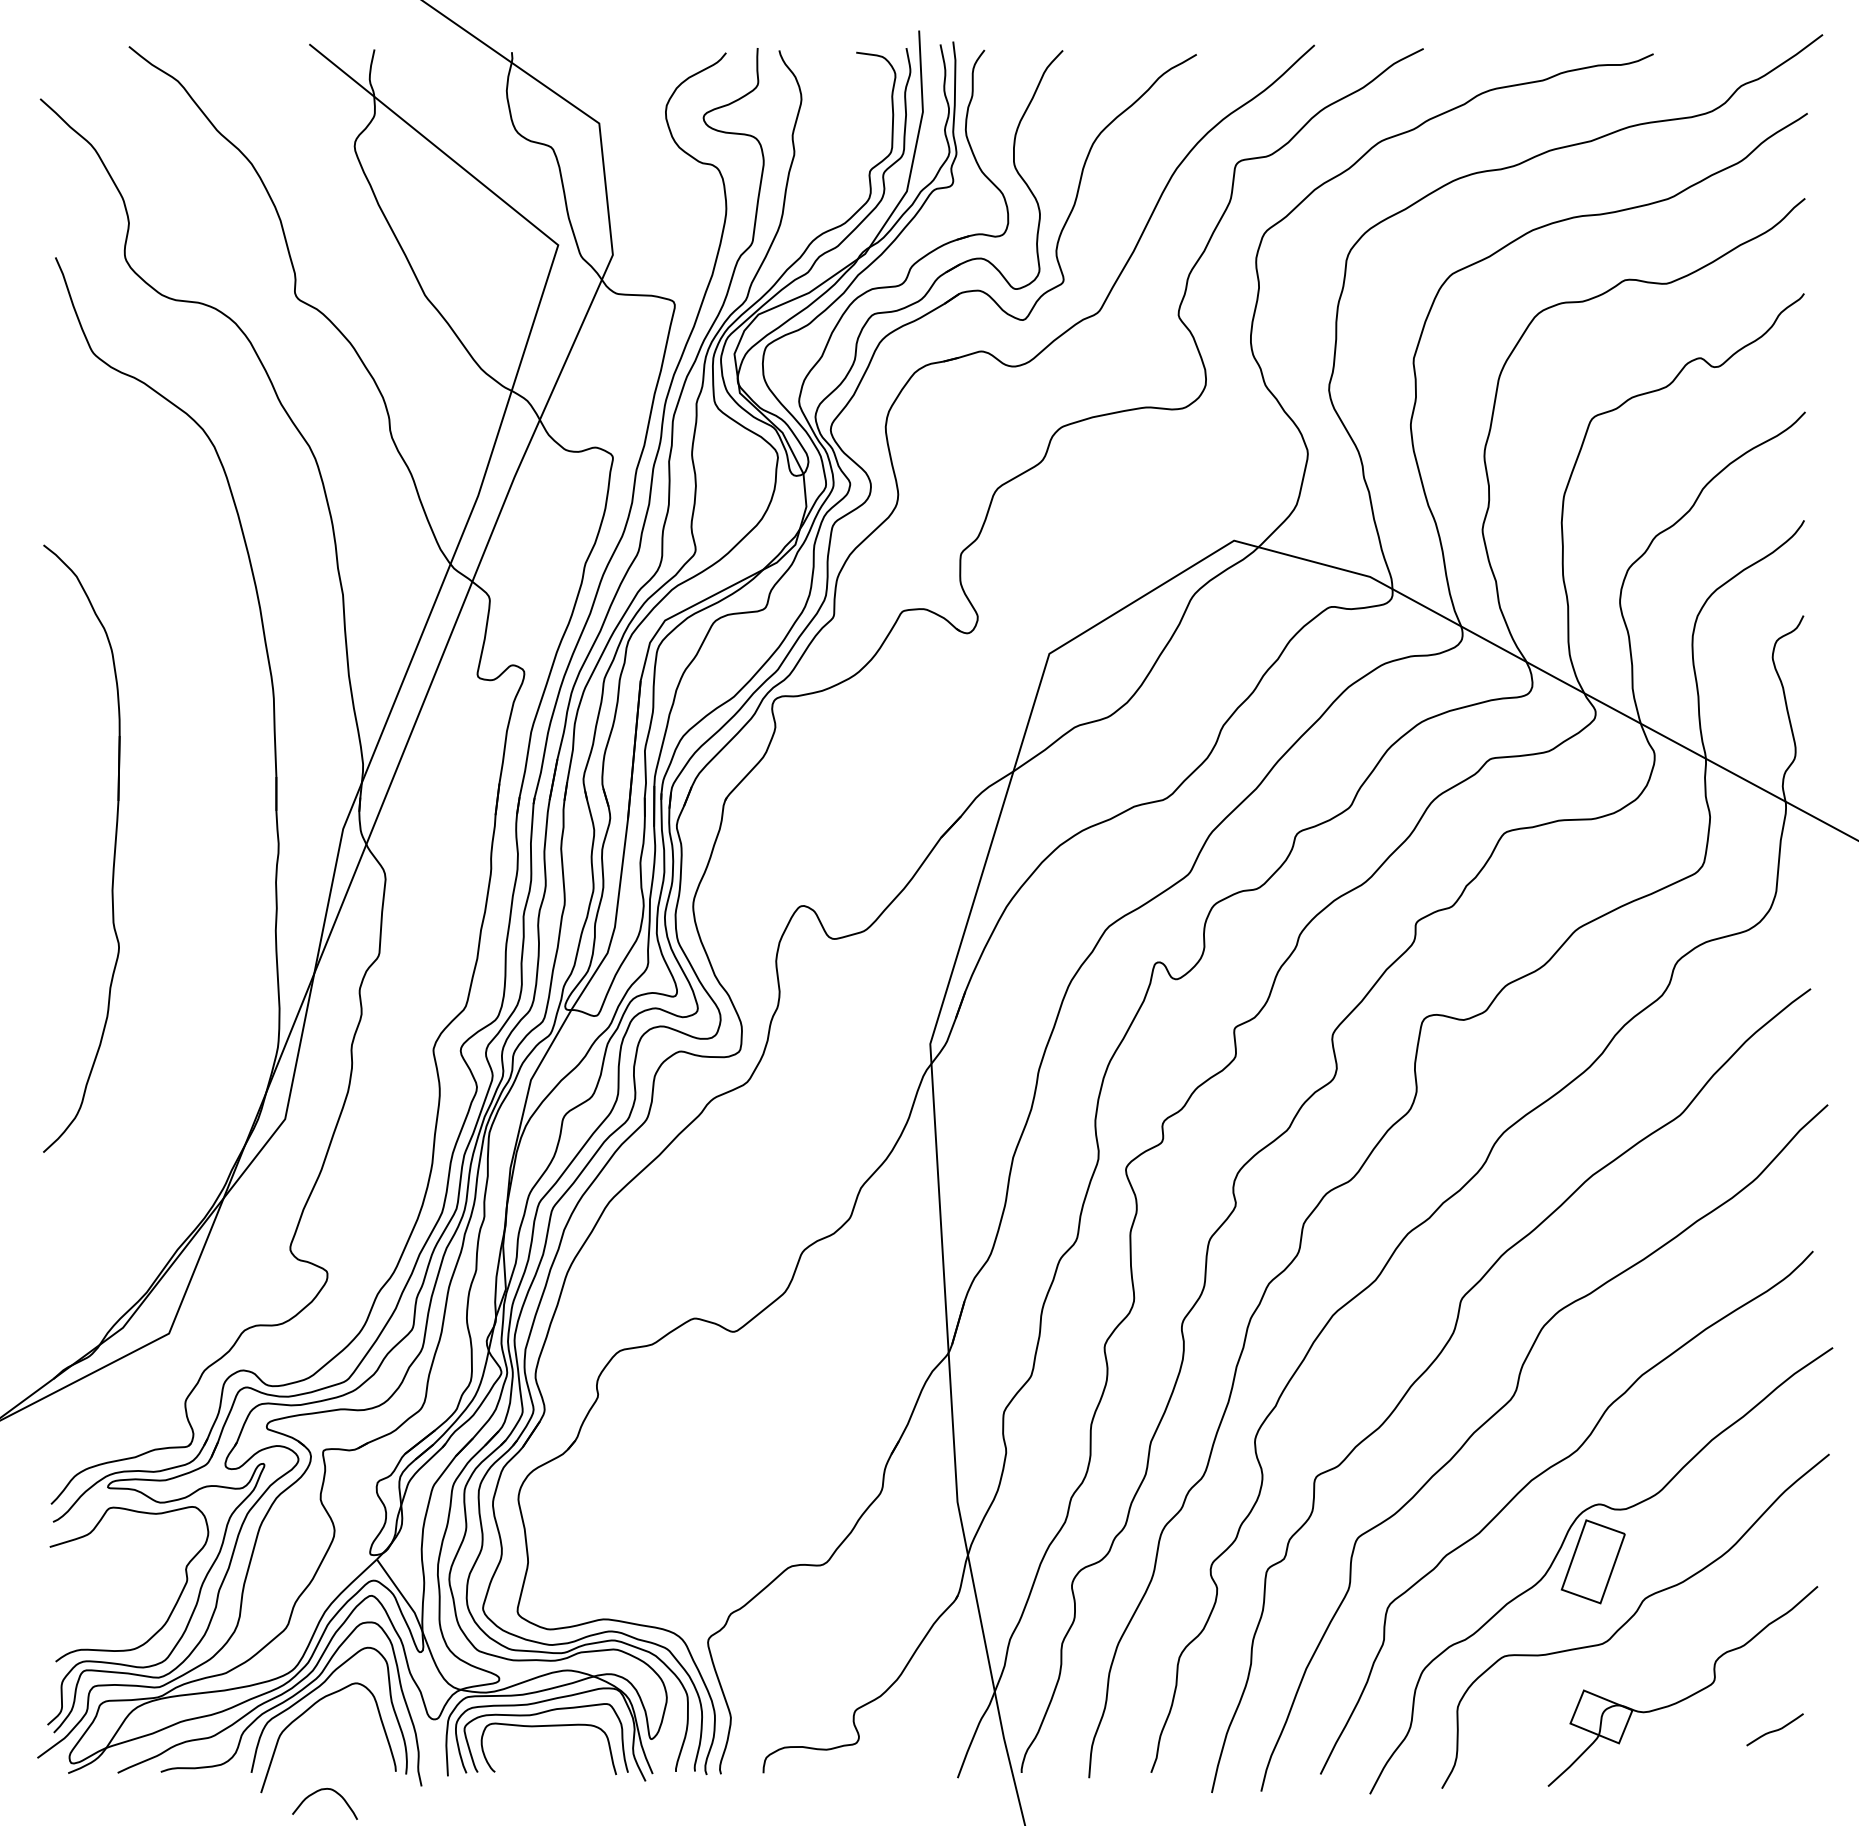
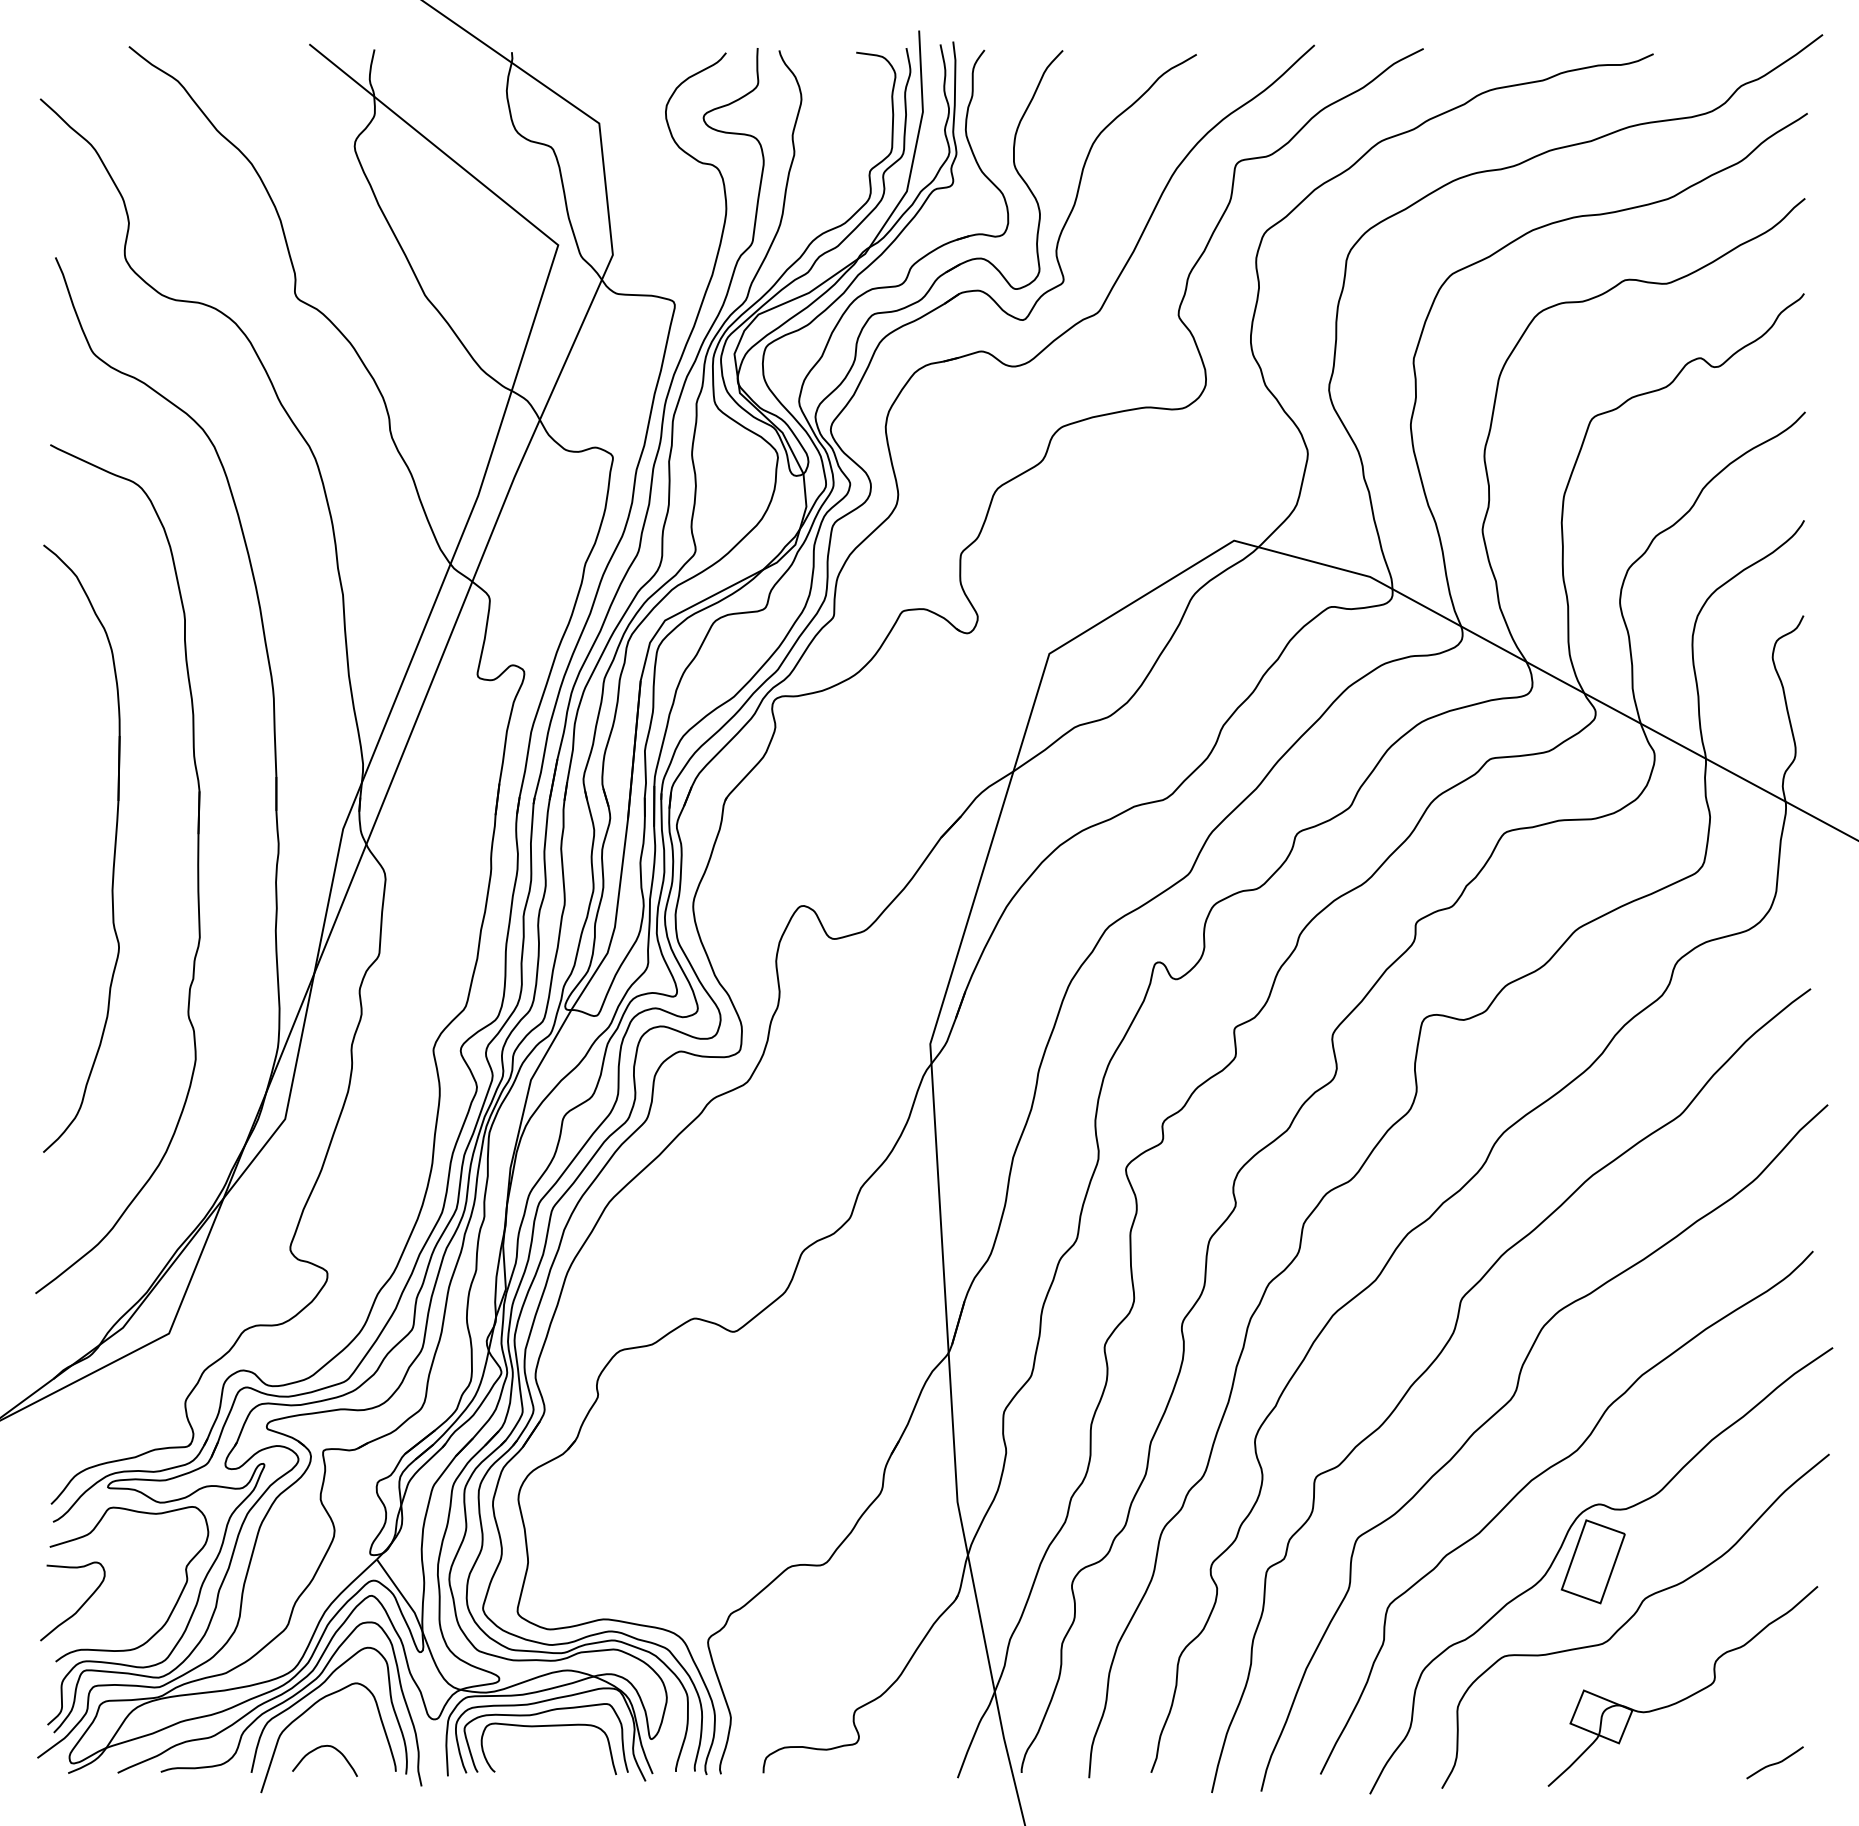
part: none -> present (197, 869)
curve: none -> present (79, 1607)
curve position: (1775, 1729) -> (1775, 1762) (1775, 1762)
curve position: (319, 1791) -> (319, 1748) (319, 1748)
